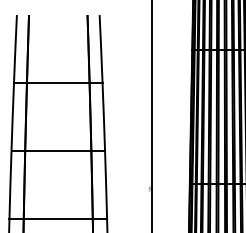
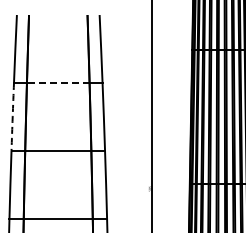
line: solid -> dashed (57, 82)
arc: solid -> dashed (12, 116)
